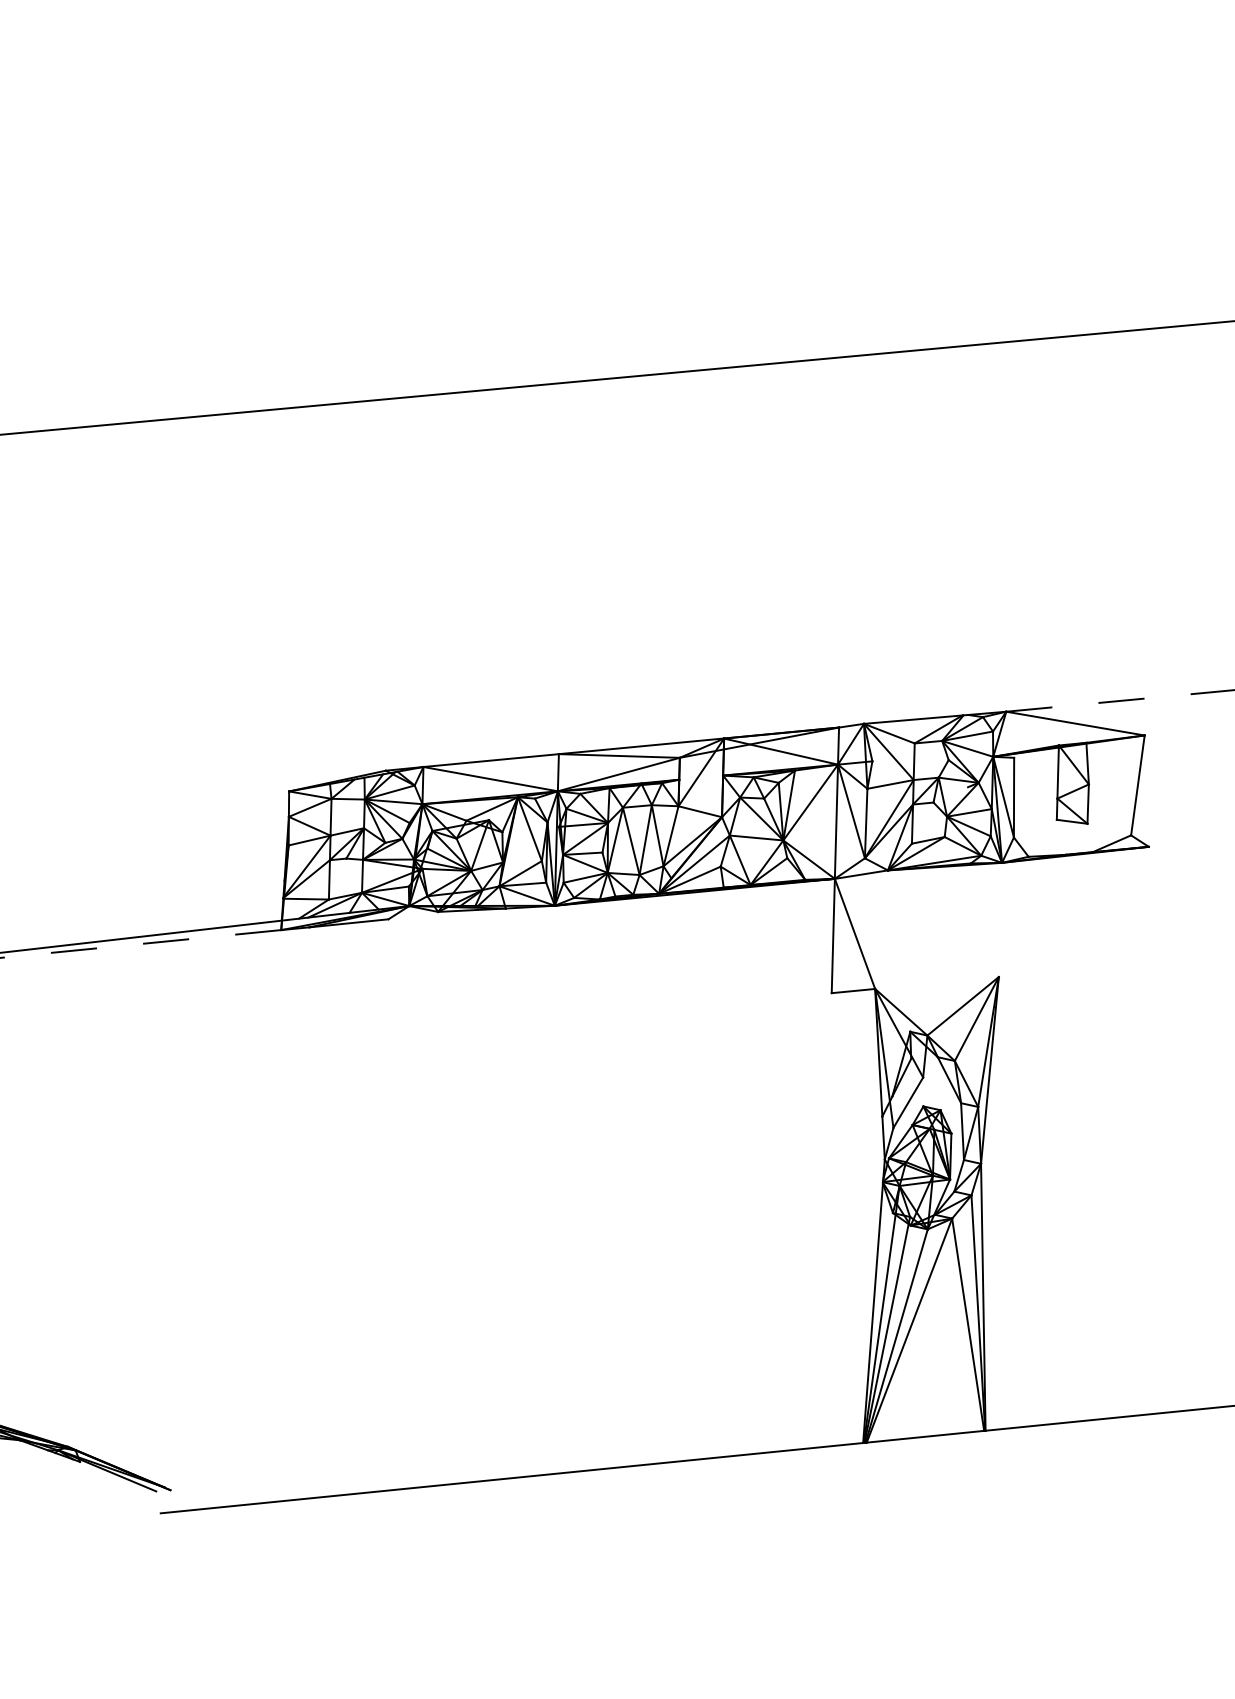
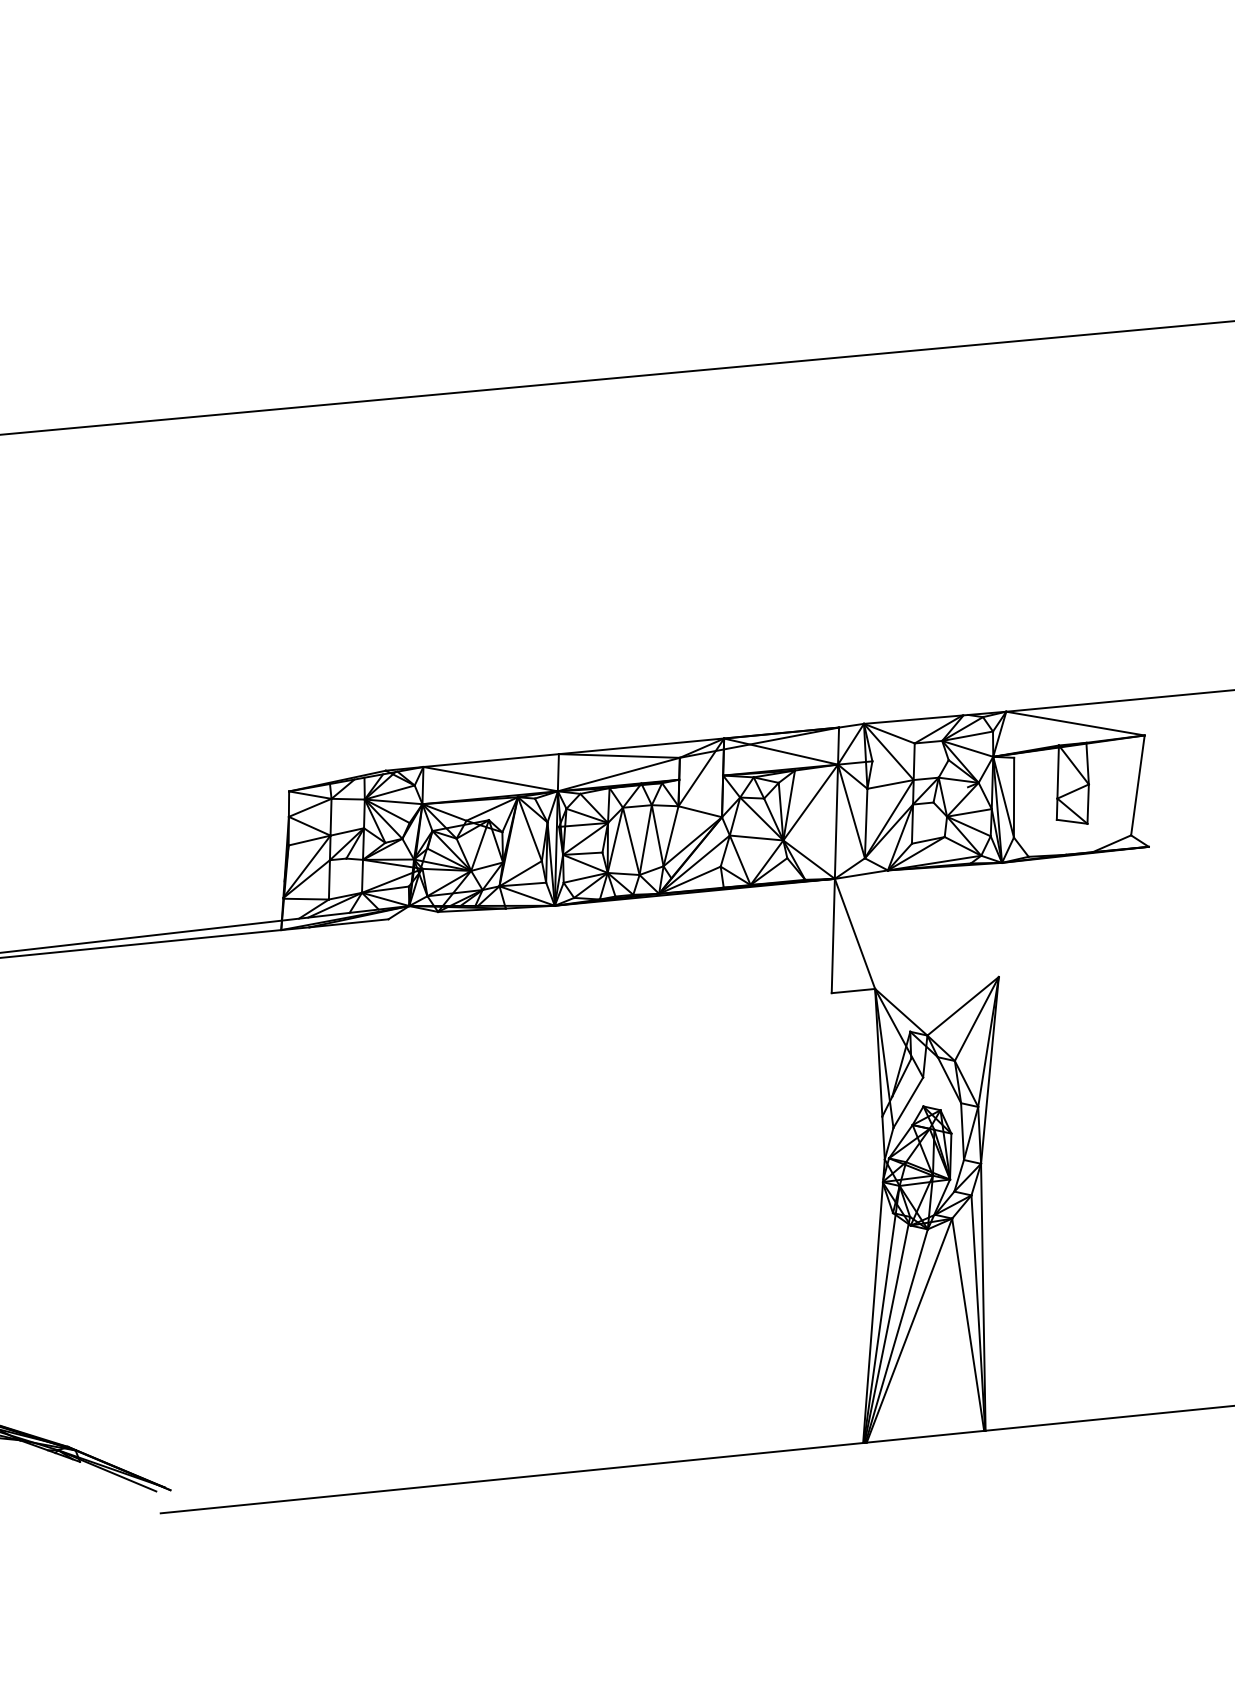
line: dashed -> solid (1120, 700)
line: dashed -> solid (141, 943)
